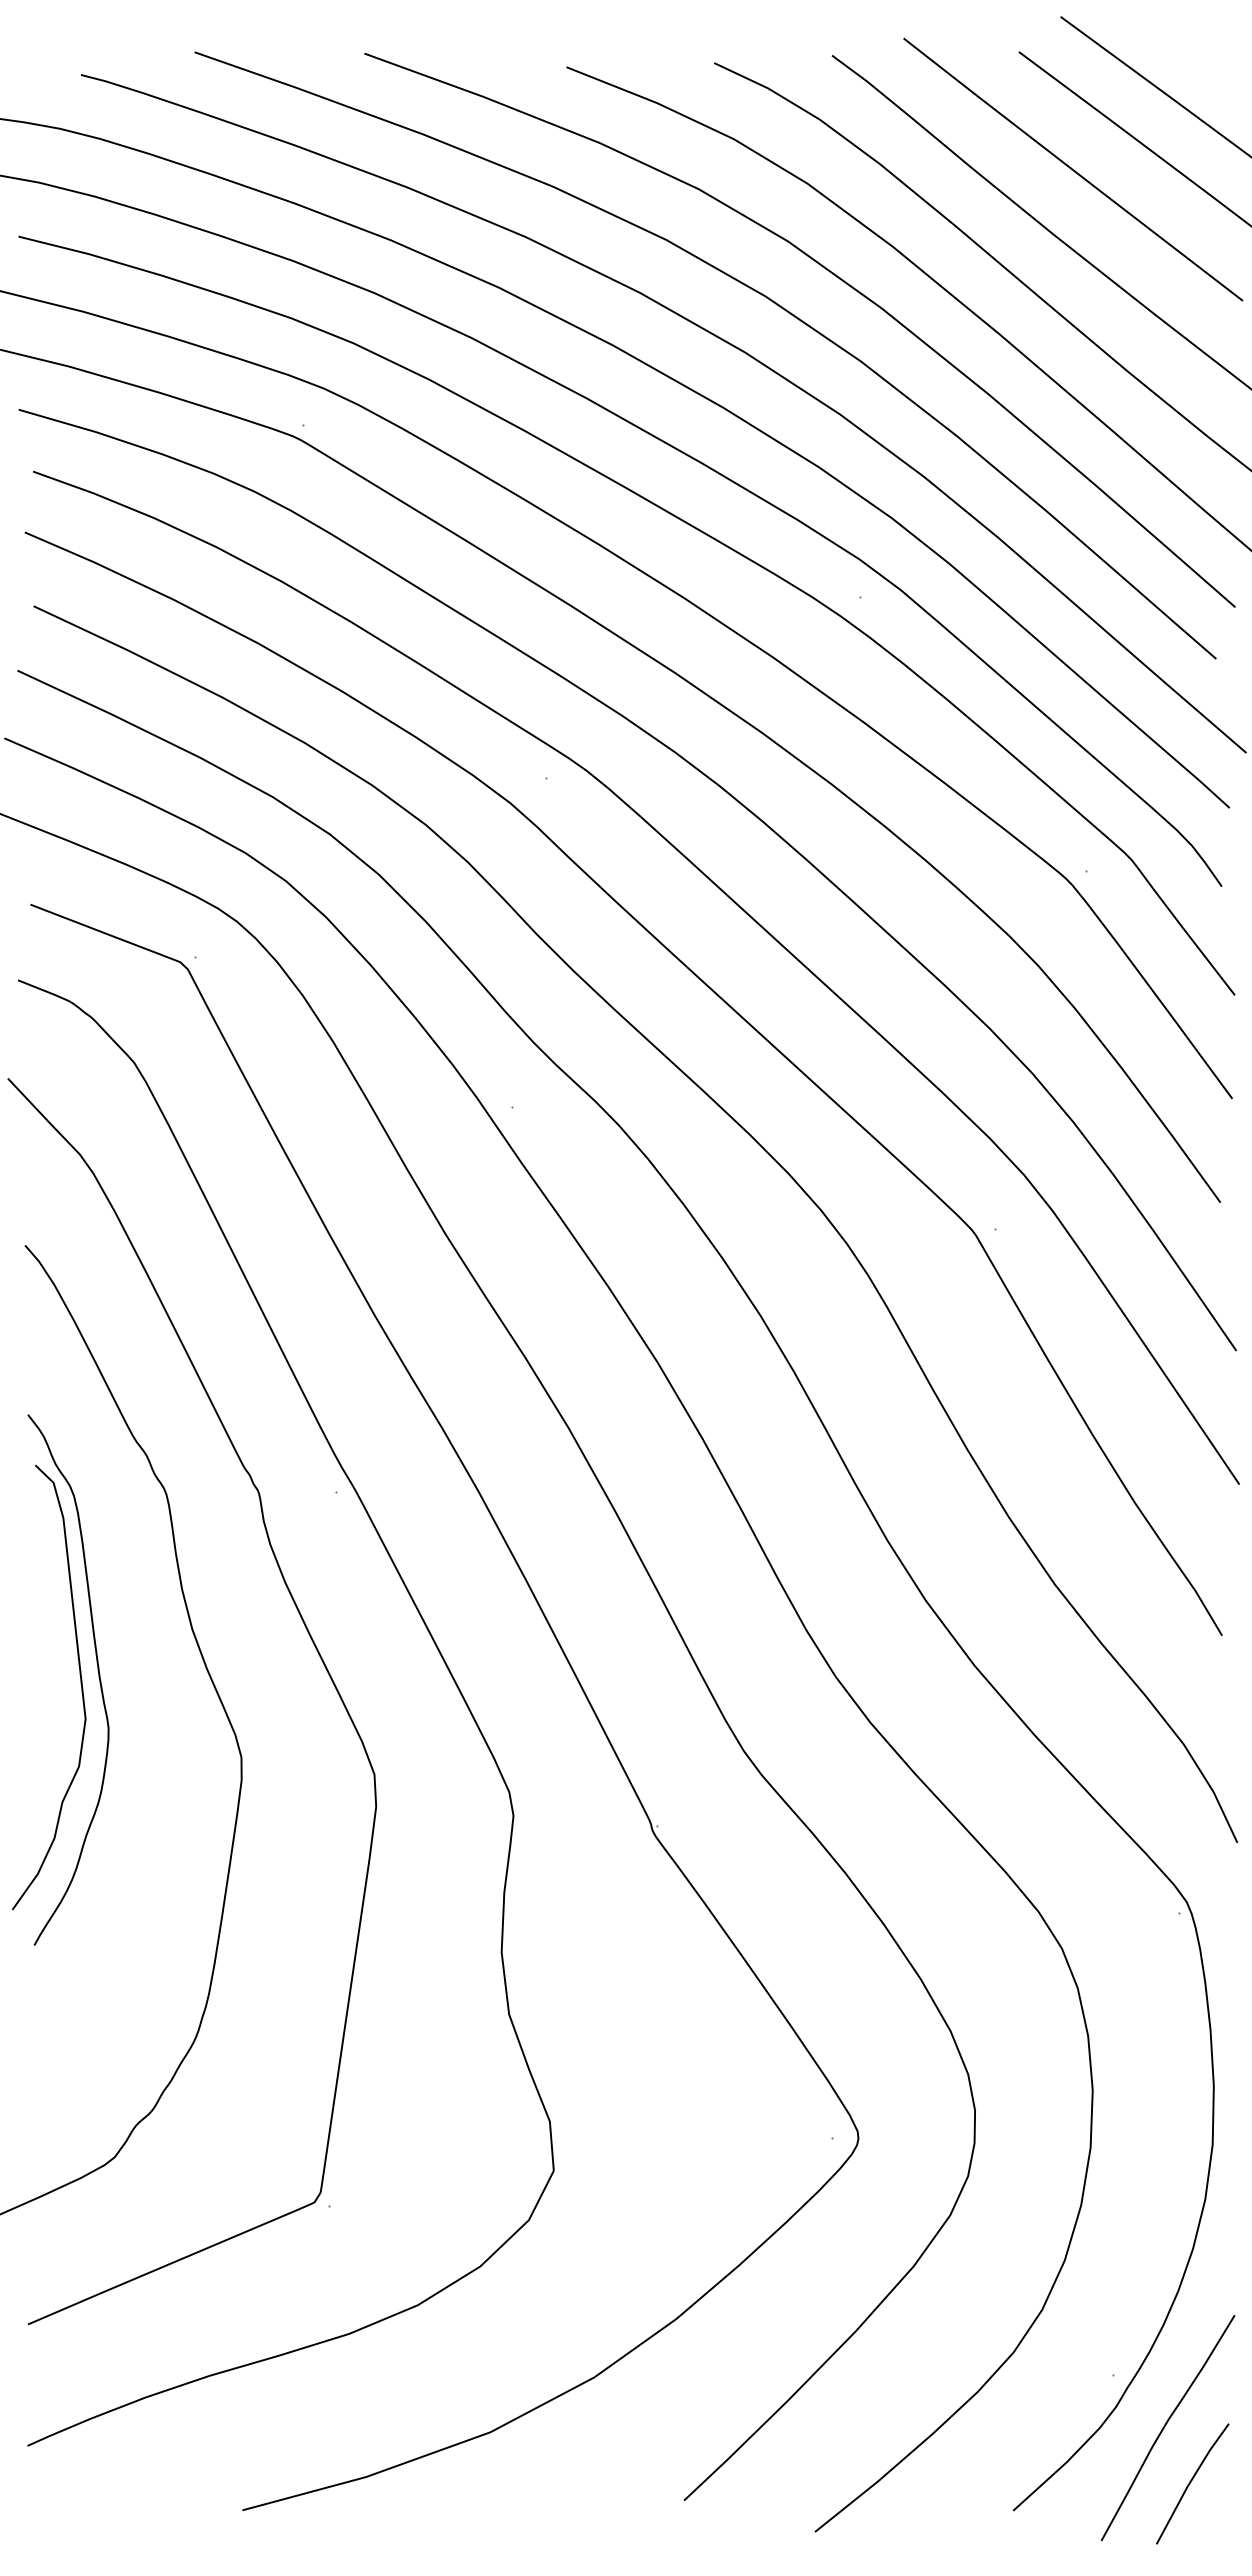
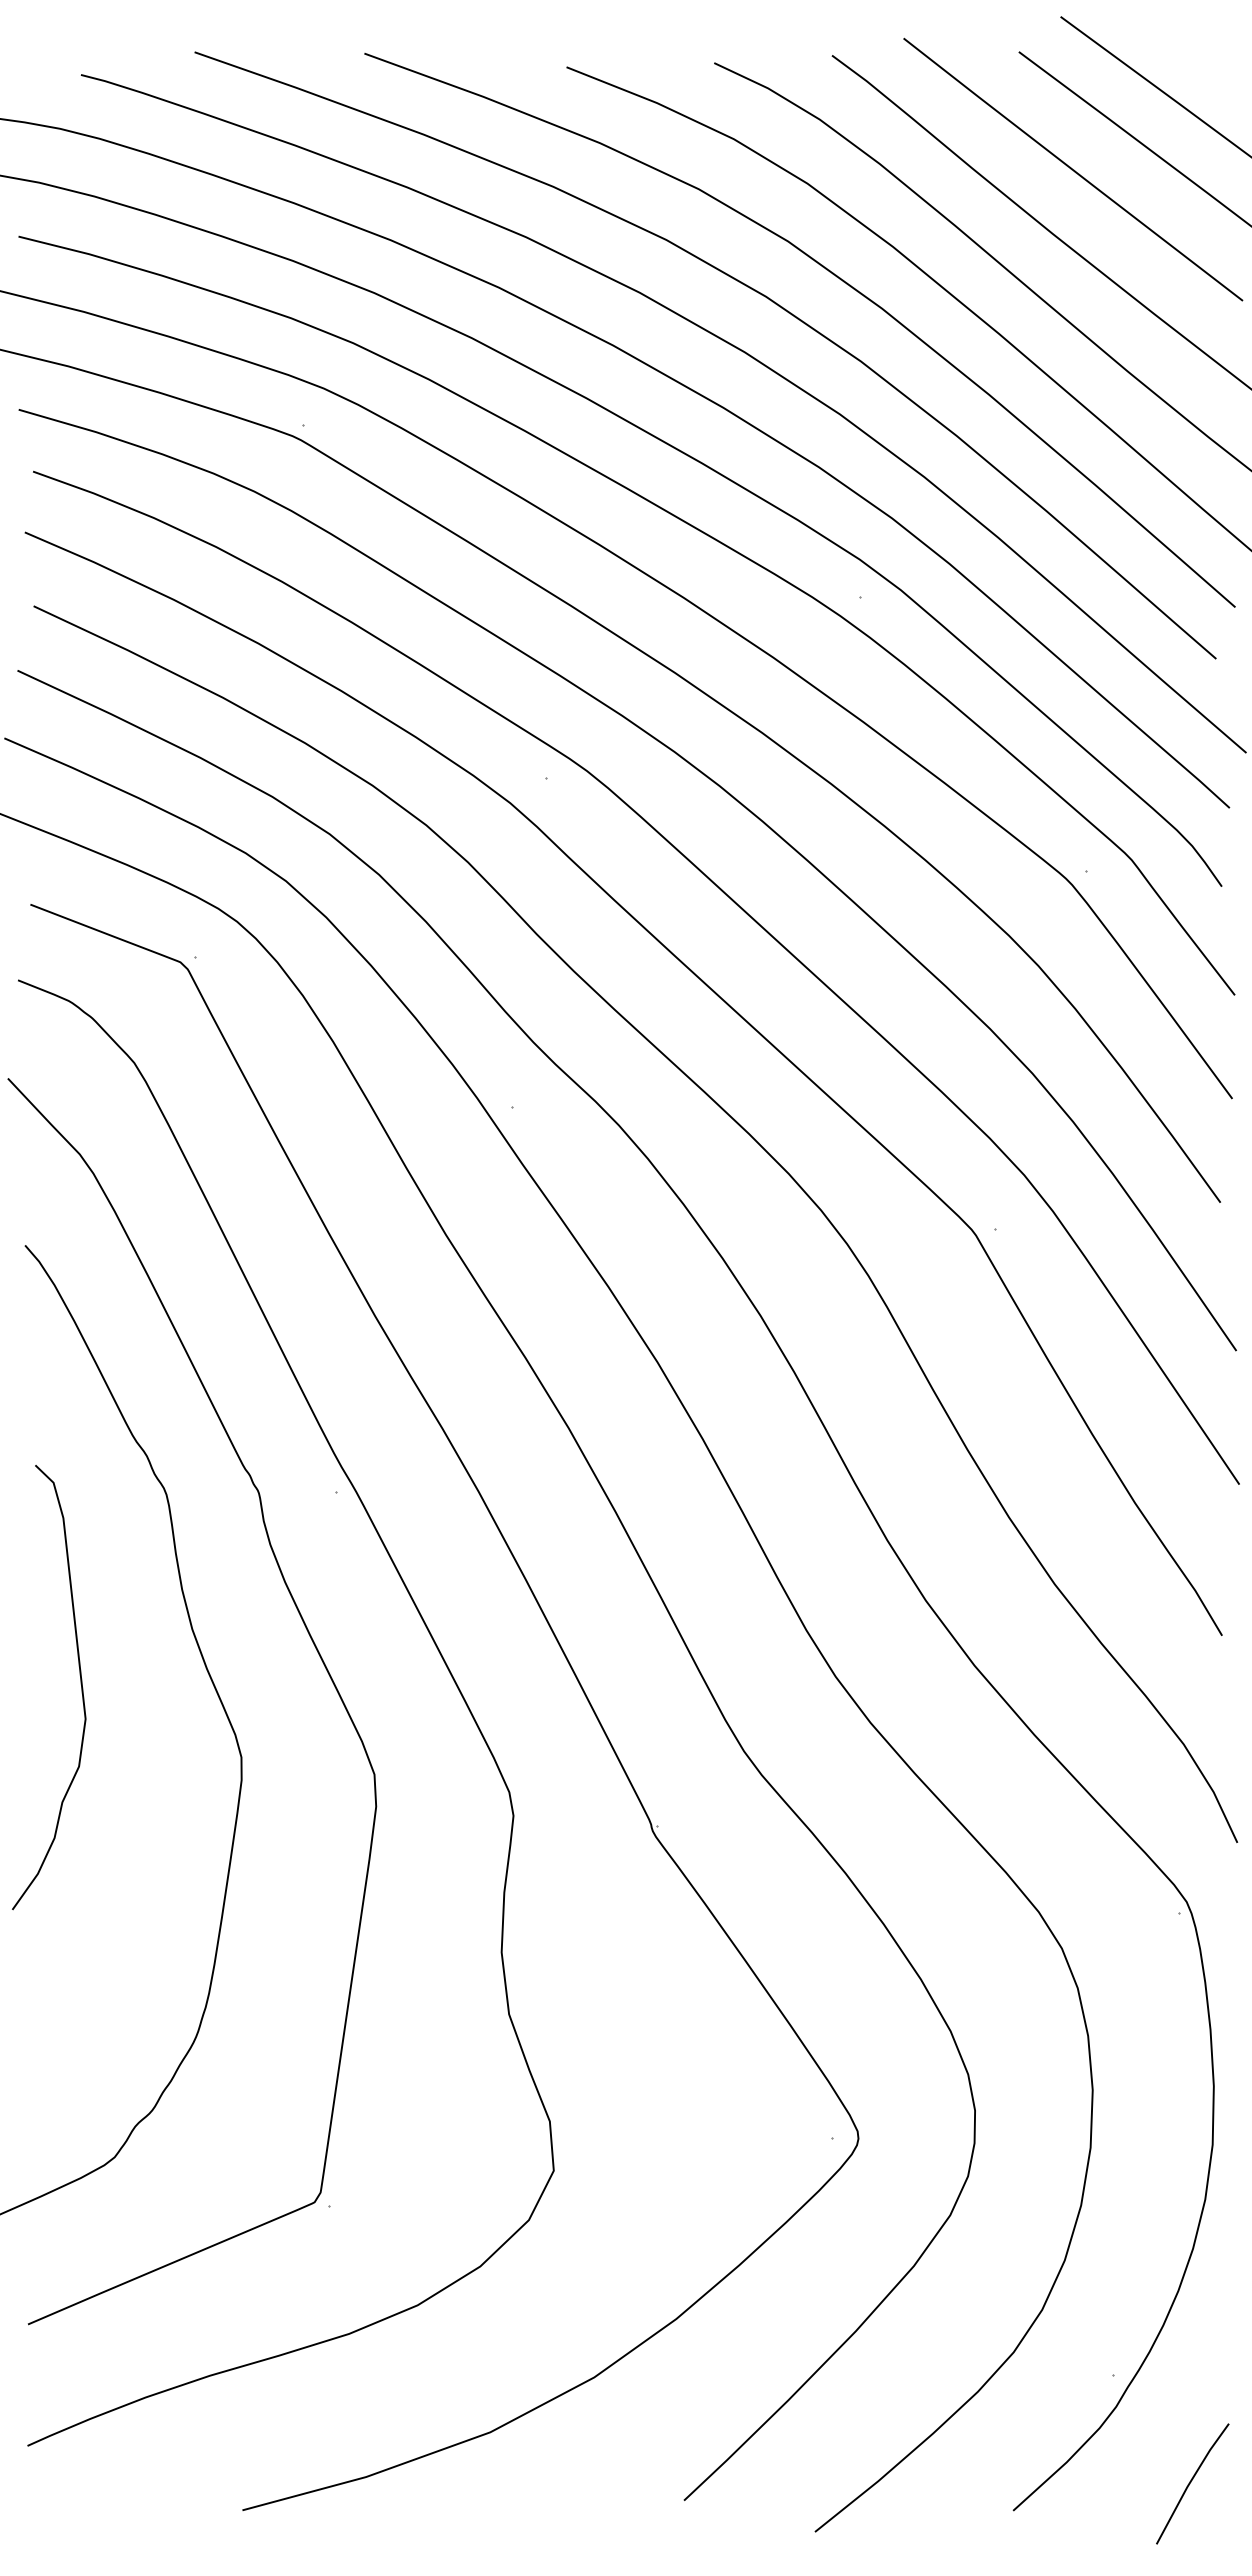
curve: present -> none (98, 1677)
curve: present -> none (1165, 2426)
